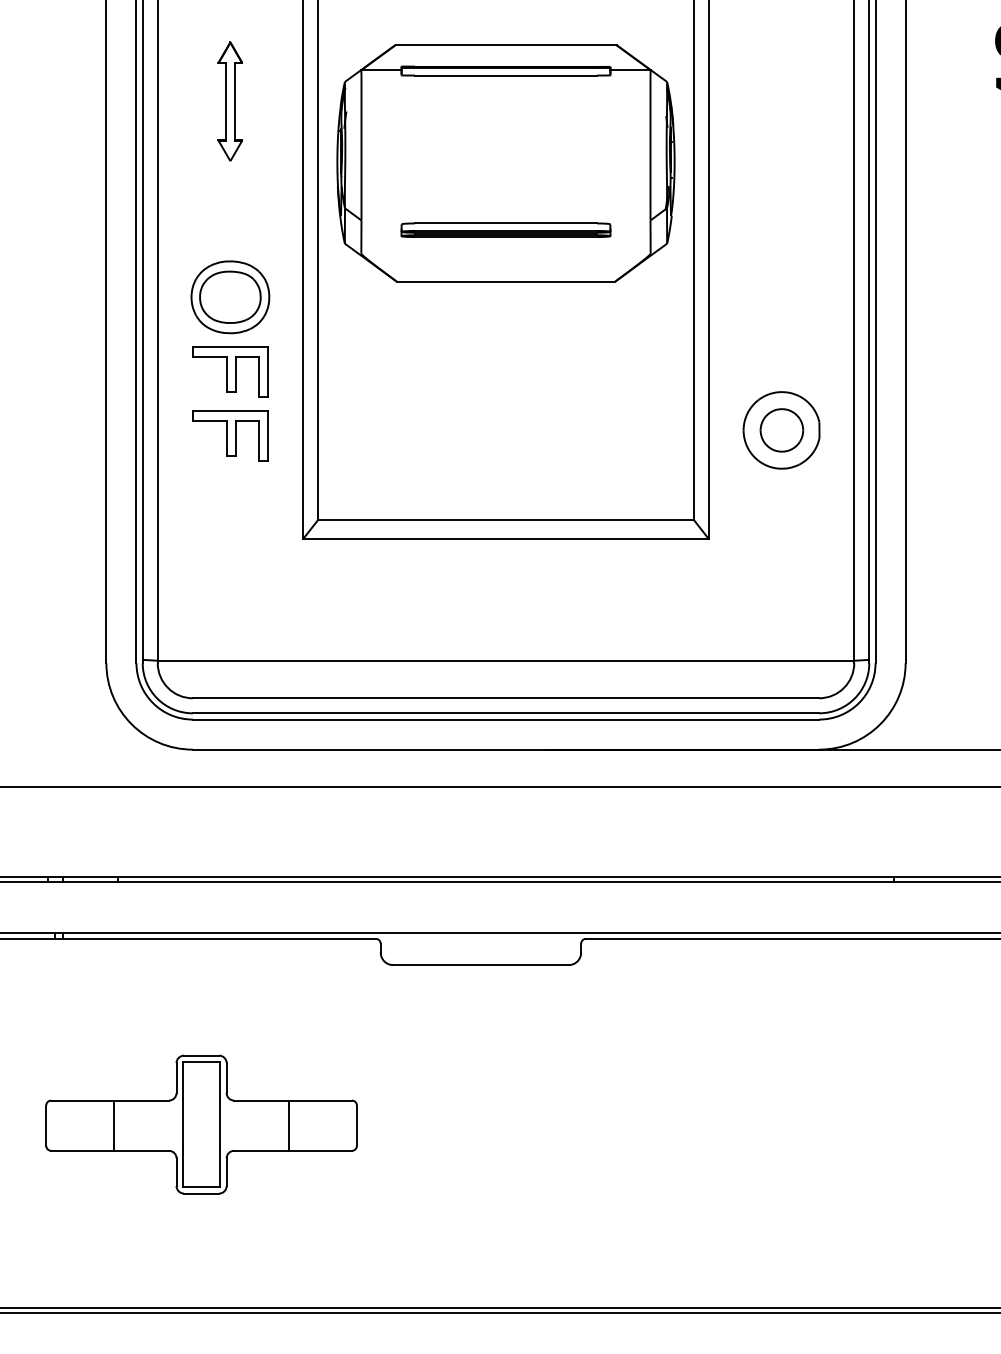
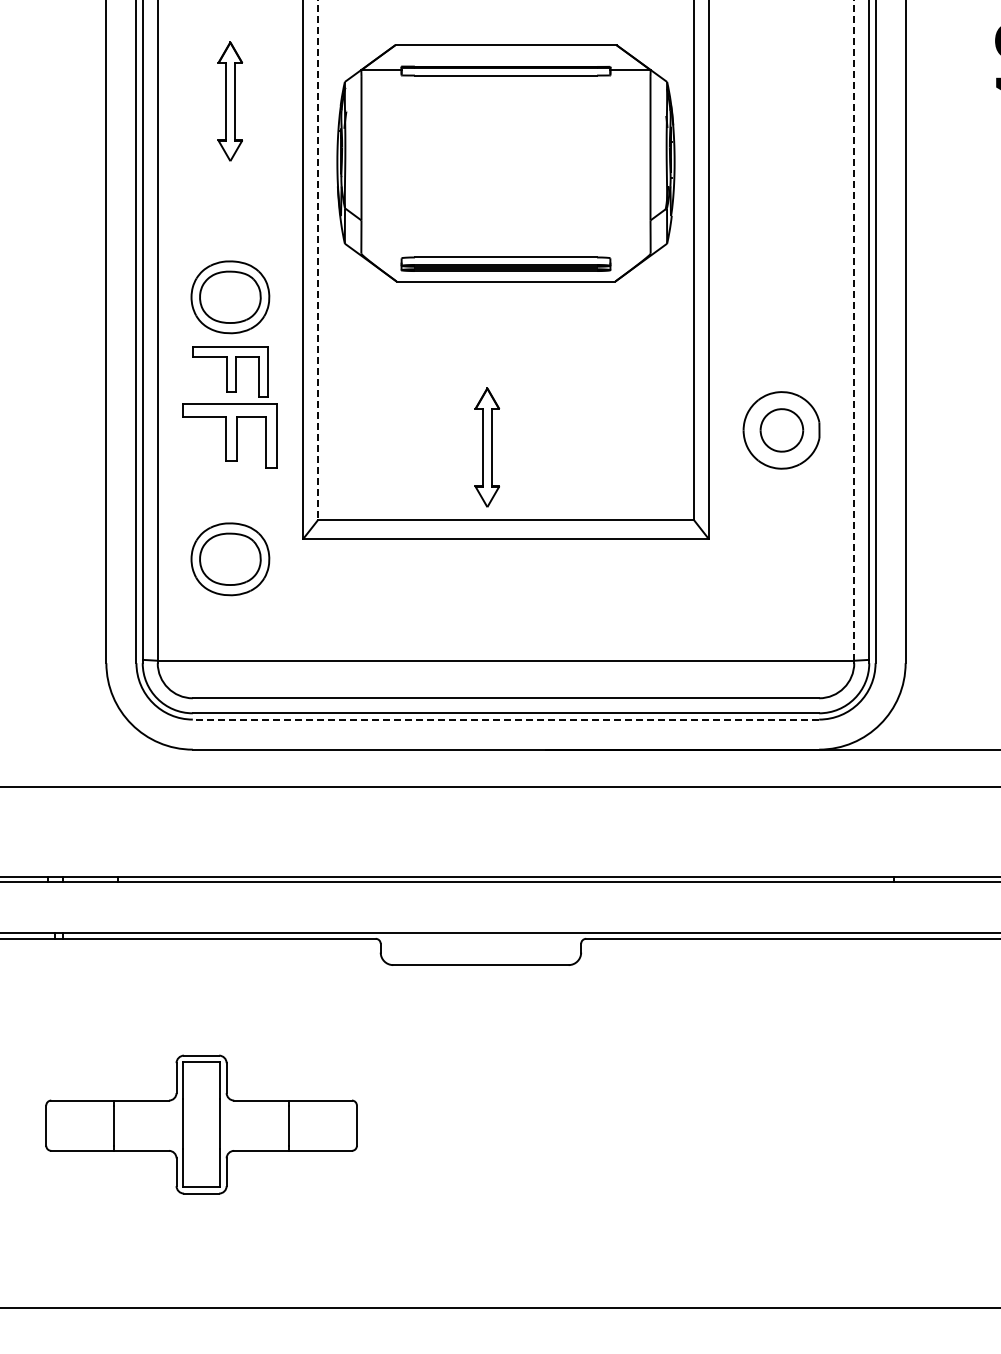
part position: (505, 229) -> (505, 263) (505, 263)
line: solid -> dashed (318, 260)
line: solid -> dashed (854, 329)
part size: 77x52 px -> 96x66 px (229, 435)
part: none -> present (487, 447)
part: none -> present (230, 559)
line: solid -> dashed (505, 719)
line: present -> none (499, 1313)
